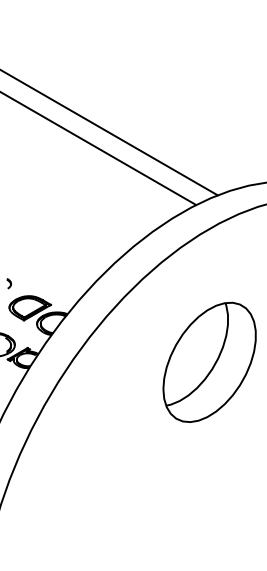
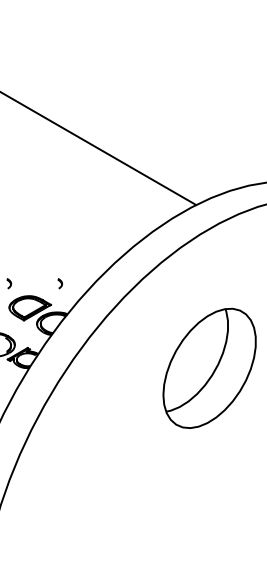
line: present -> none (109, 132)
part: none -> present (60, 283)
part position: (209, 361) -> (209, 367) (209, 367)
